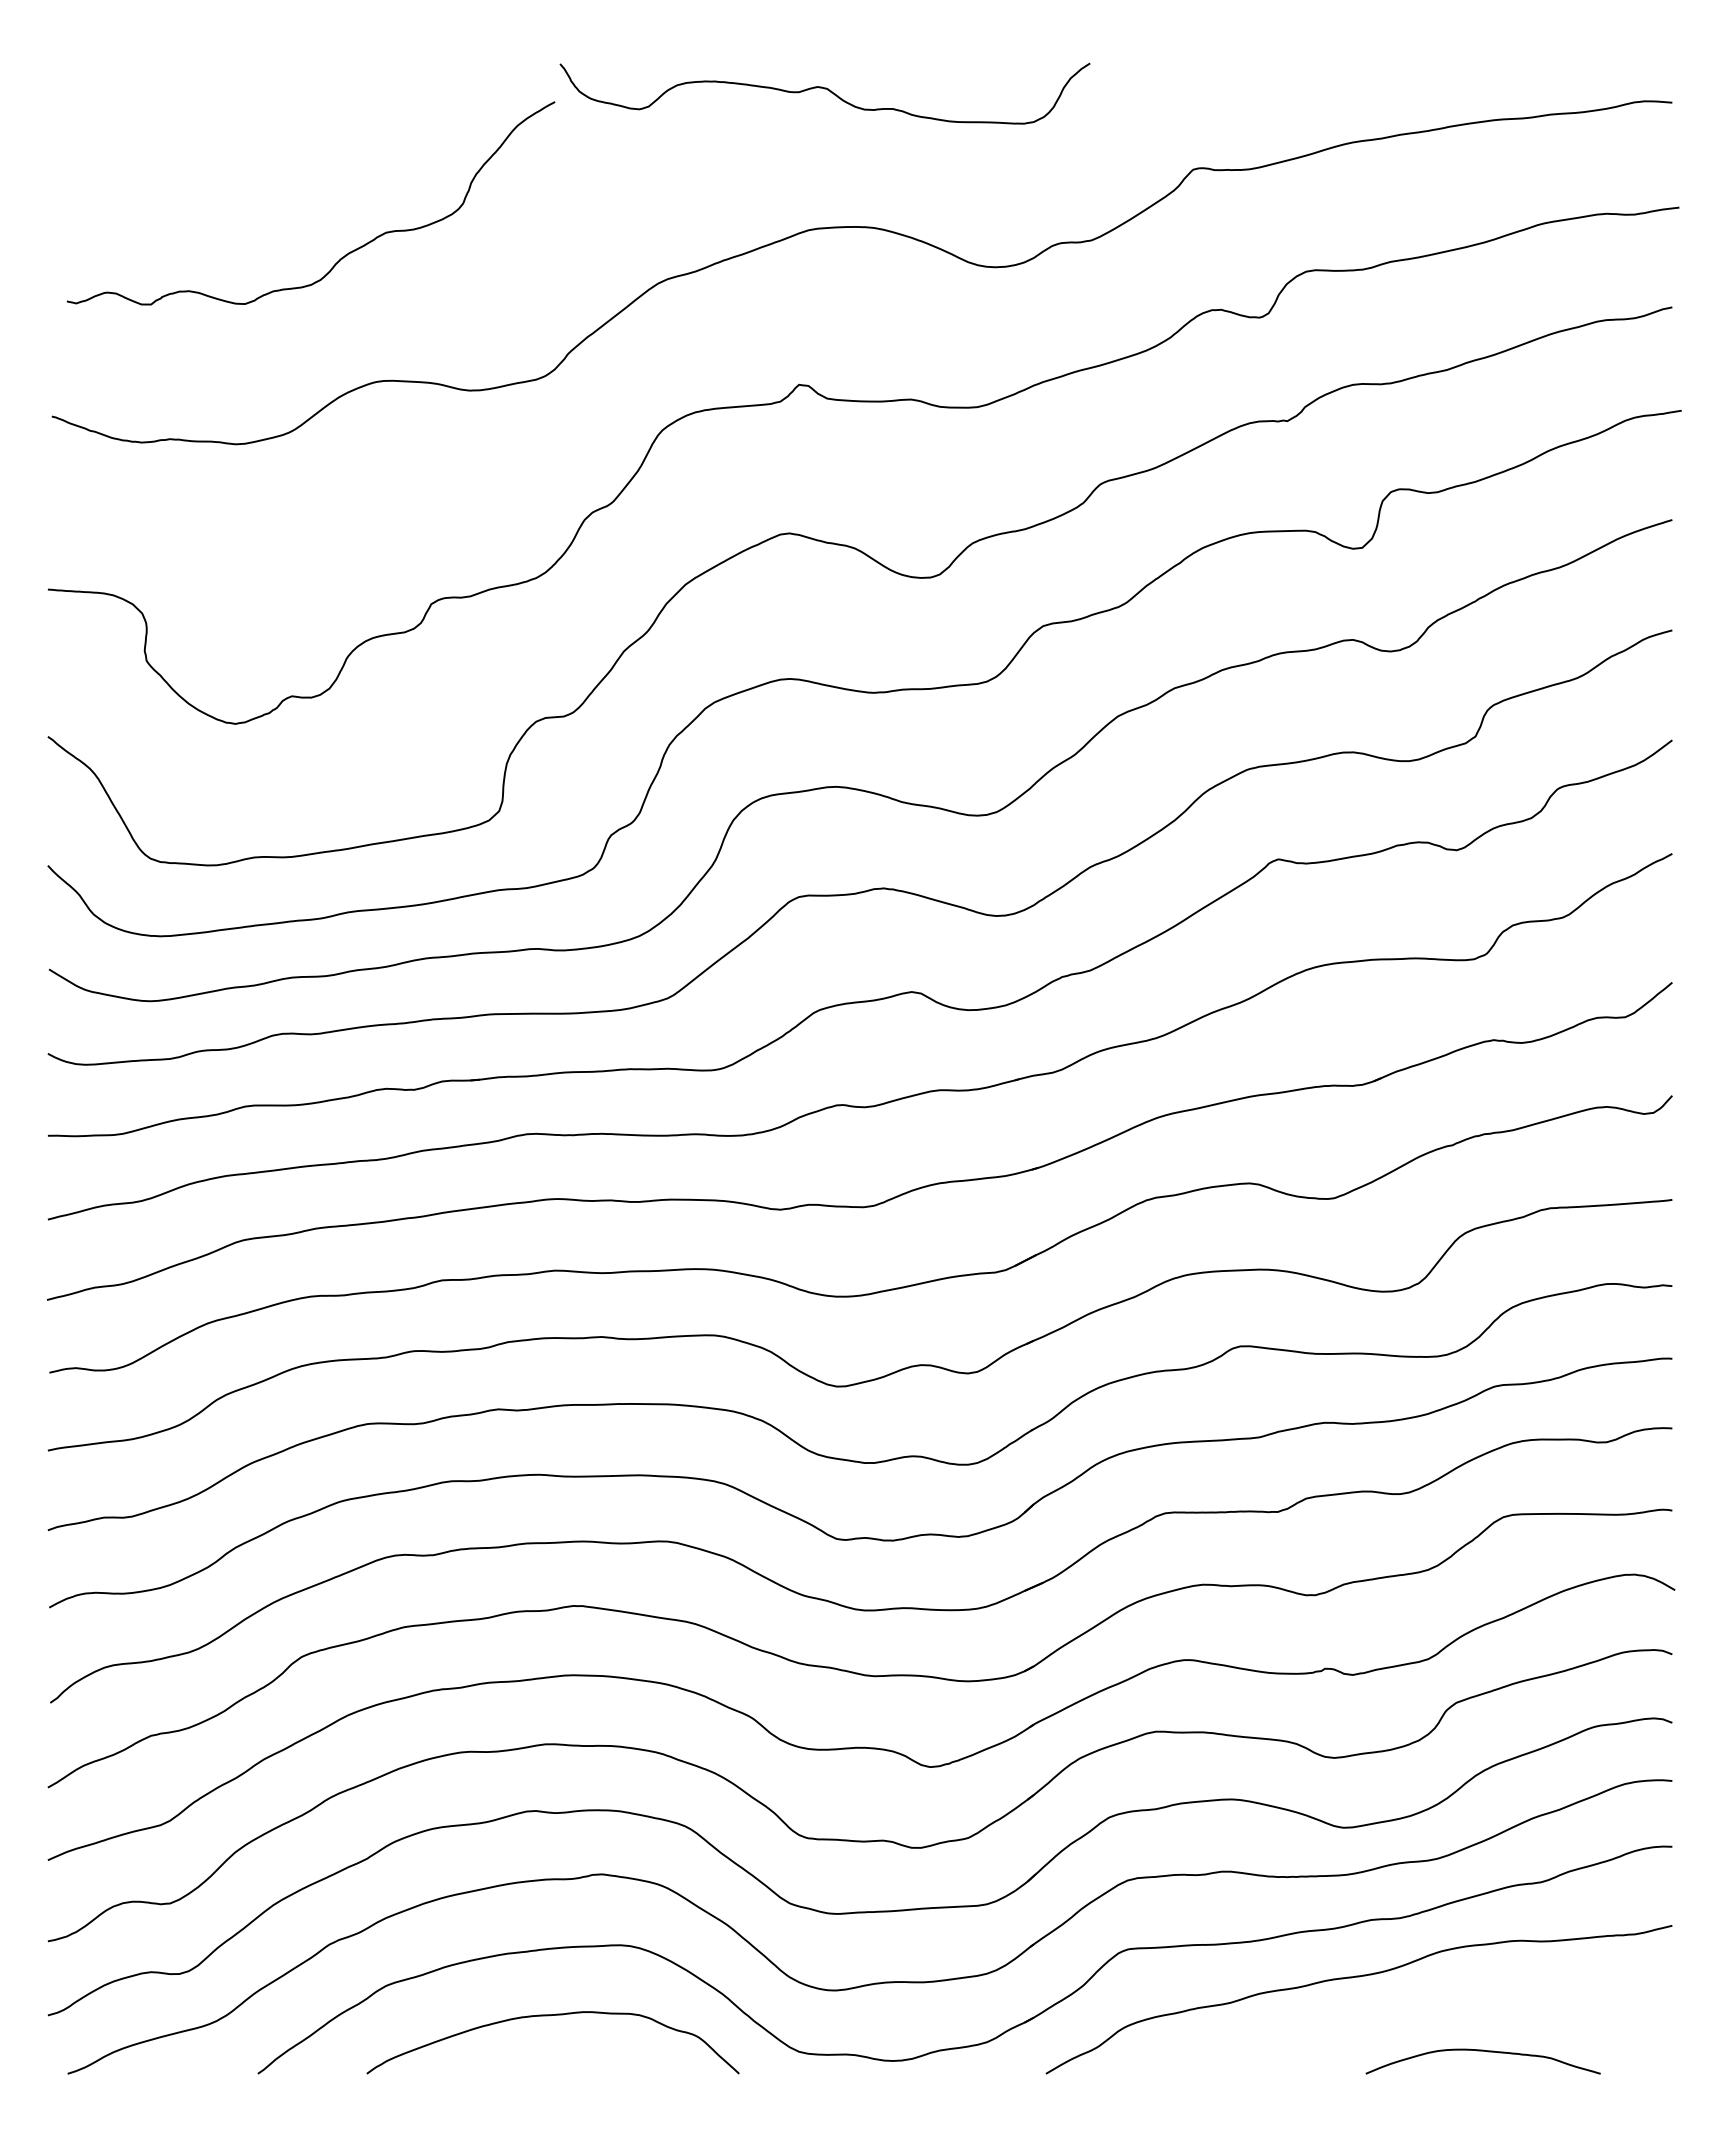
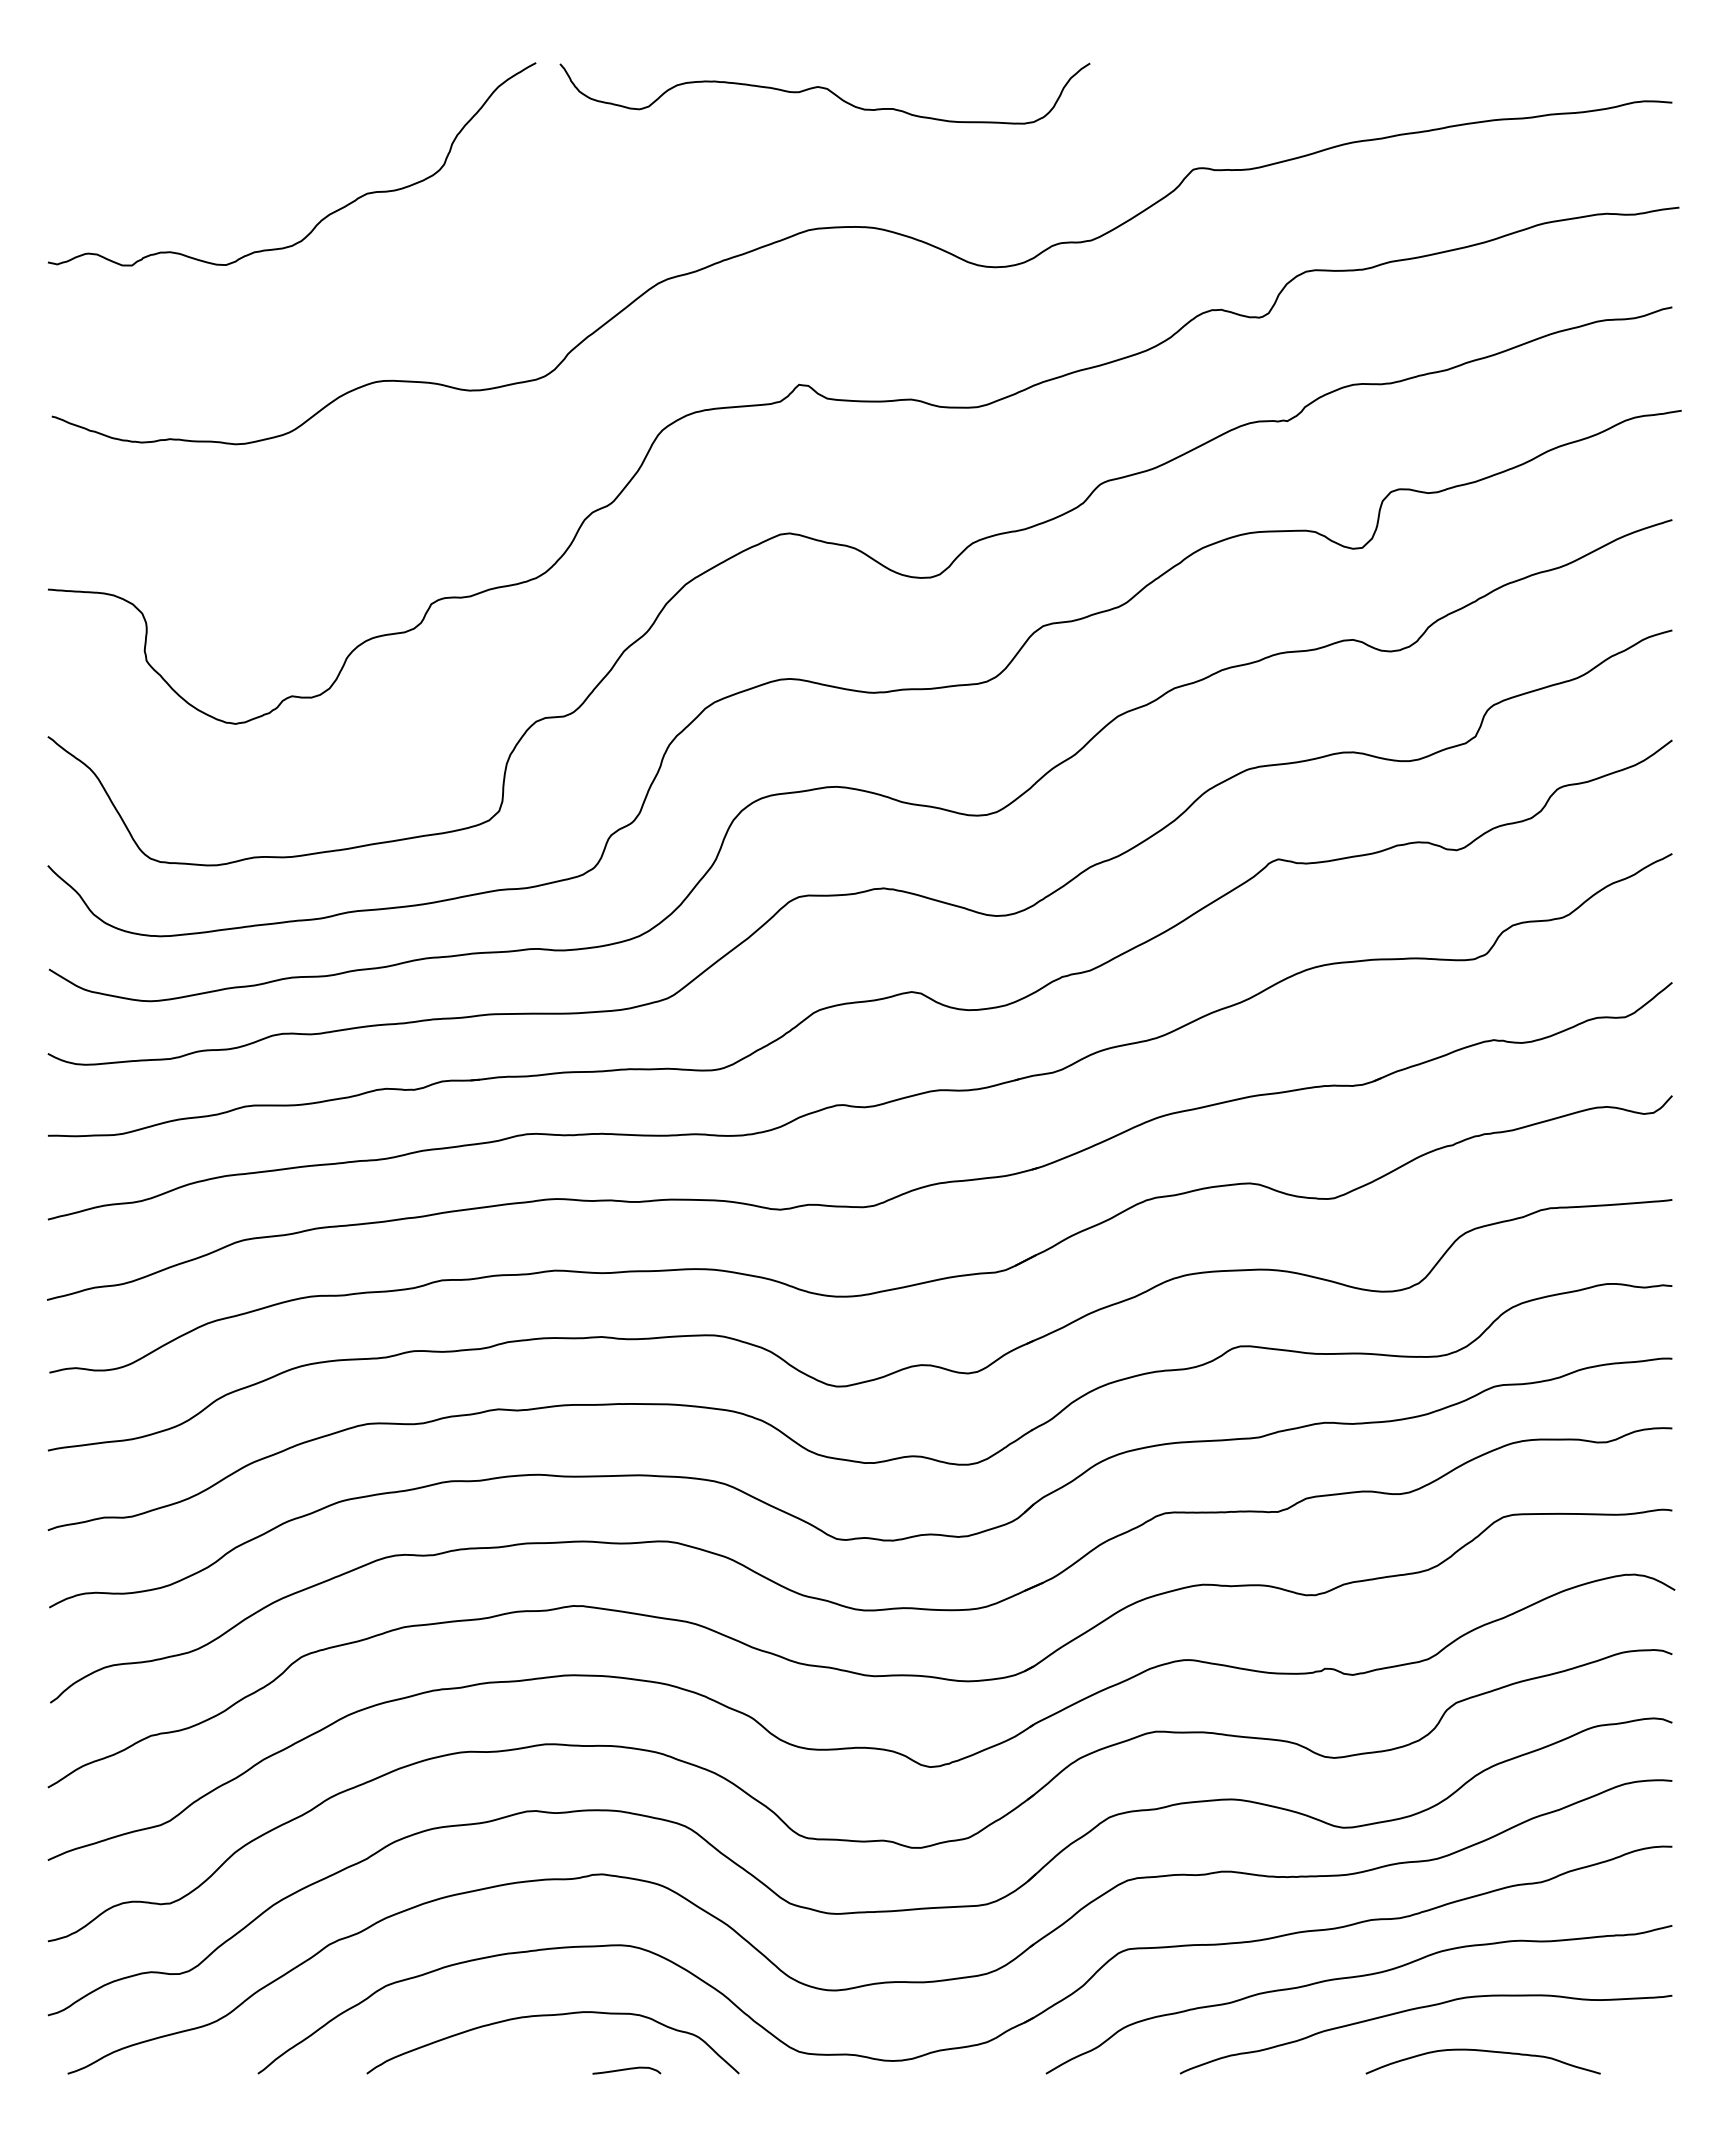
curve position: (345, 254) -> (326, 215) (326, 215)
curve: none -> present (1422, 2008)
part: none -> present (626, 2070)
